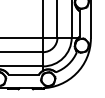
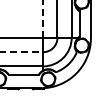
line: solid -> dashed (43, 18)
line: solid -> dashed (22, 52)
